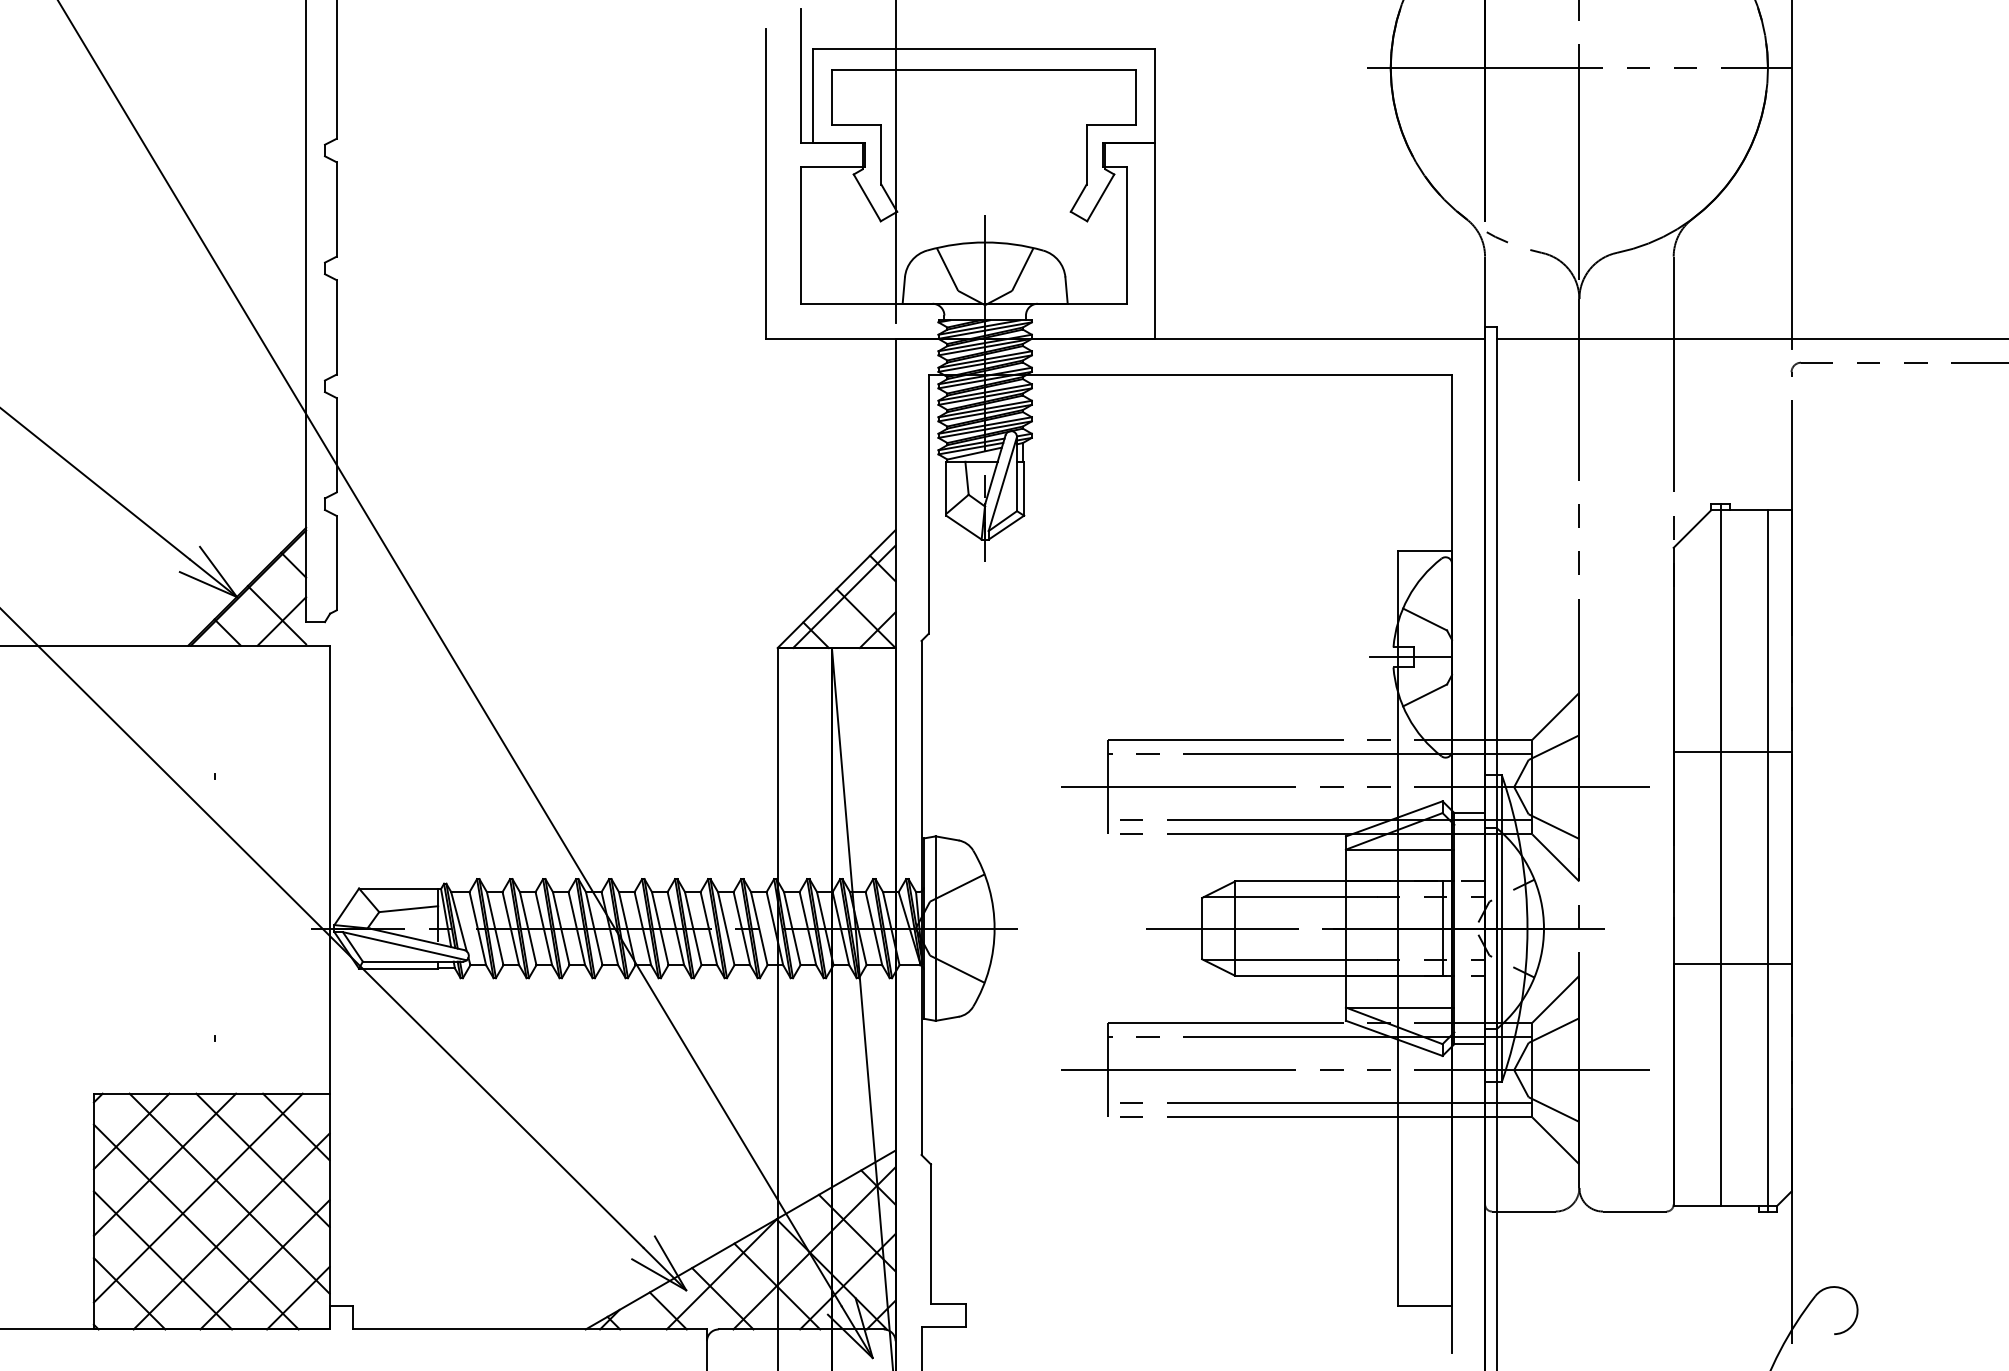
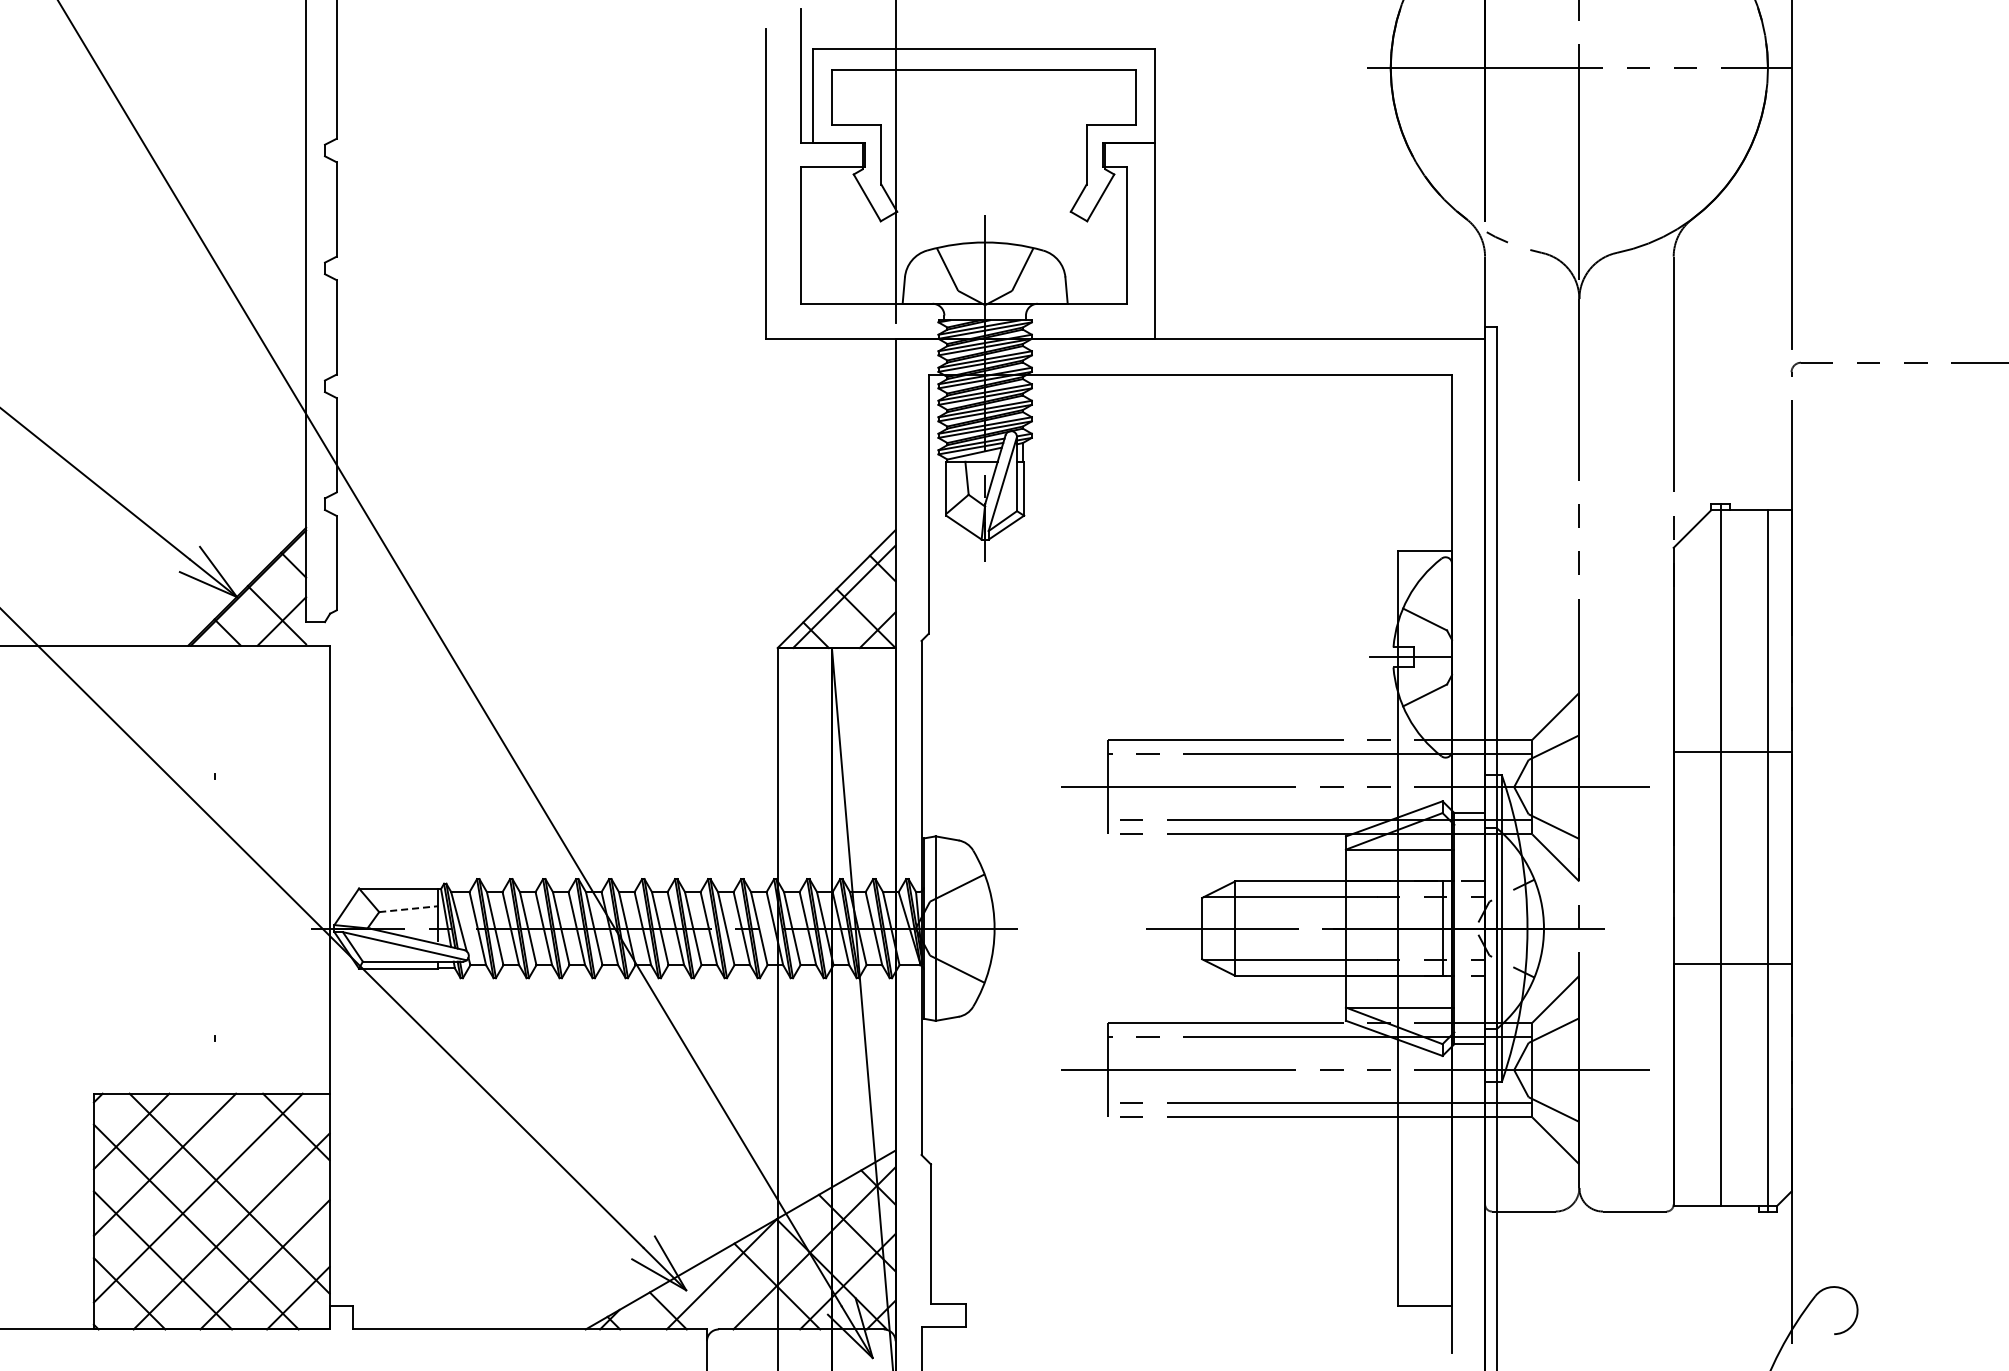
line: present -> none (1750, 339)
line: solid -> dashed (408, 909)
line: present -> none (262, 1160)
line: present -> none (722, 1298)
